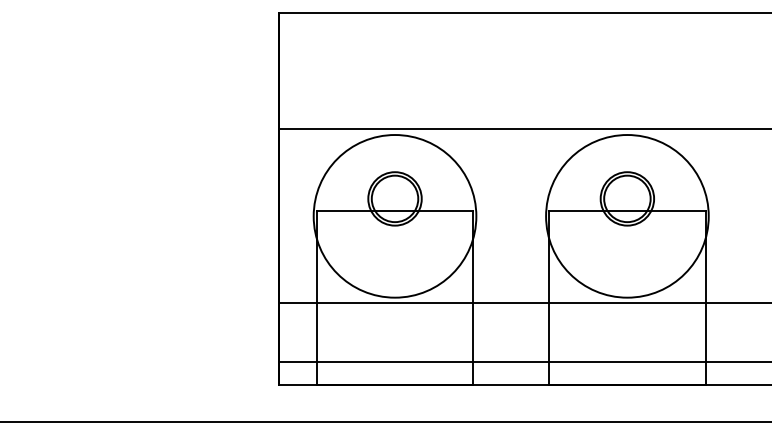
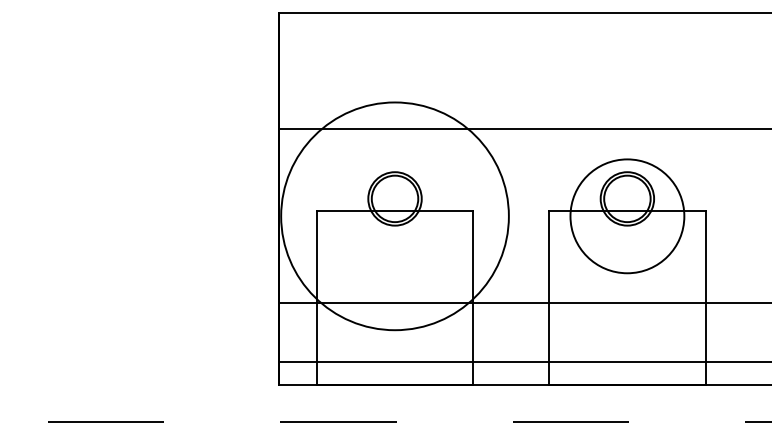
circle diameter: 163 px -> 228 px (394, 216)
circle diameter: 163 px -> 114 px (627, 216)
line: solid -> dashed (386, 421)
